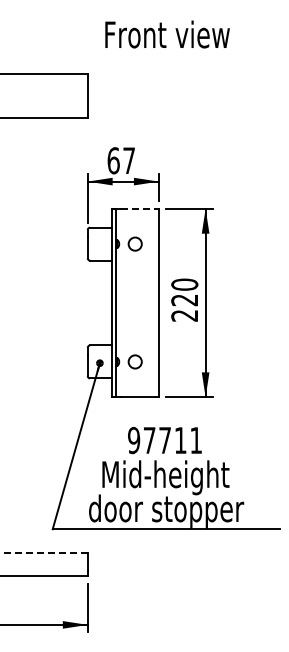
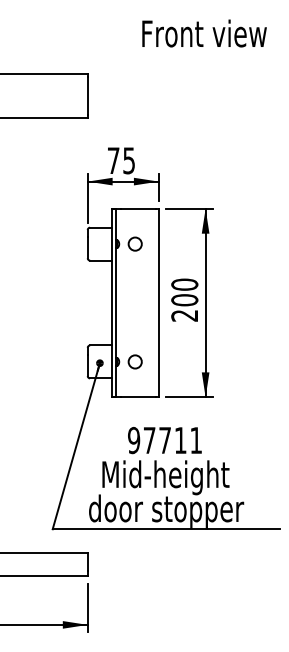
text position: (167, 34) -> (204, 33) (204, 33)
text: 67 -> 75 (120, 160)
line: dashed -> solid (138, 208)
text: 220 -> 200 (184, 300)
line: dashed -> solid (44, 552)
